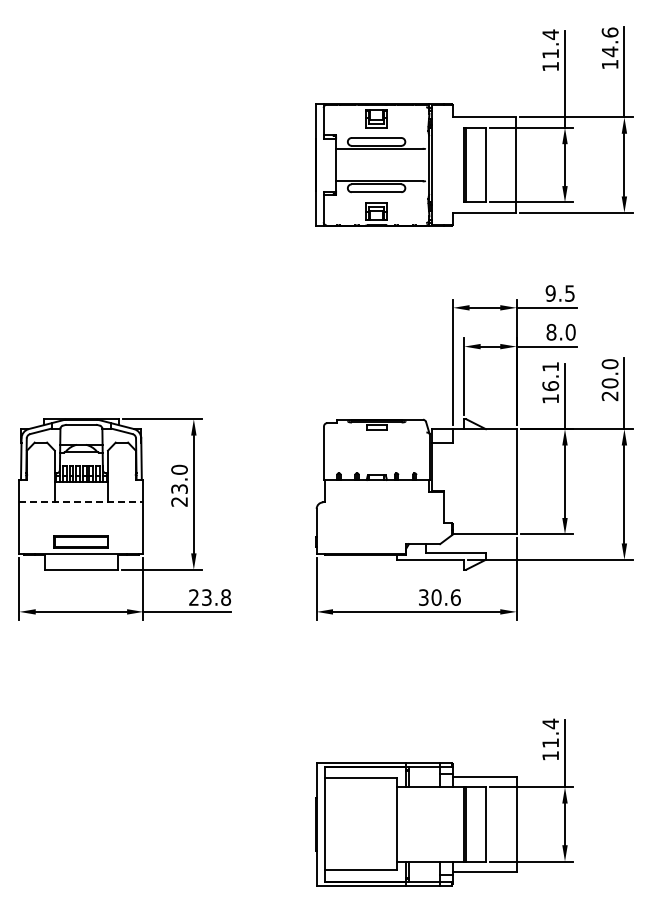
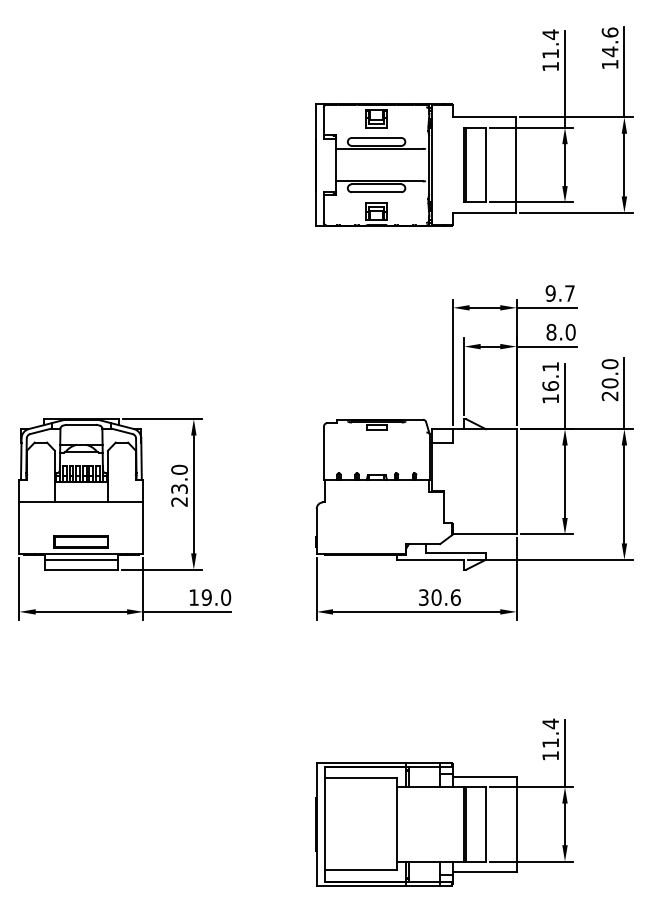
text: 9.5 -> 9.7 (569, 293)
line: dashed -> solid (81, 502)
line: none -> present (81, 559)
text: 23.8 -> 19.0 (210, 597)
